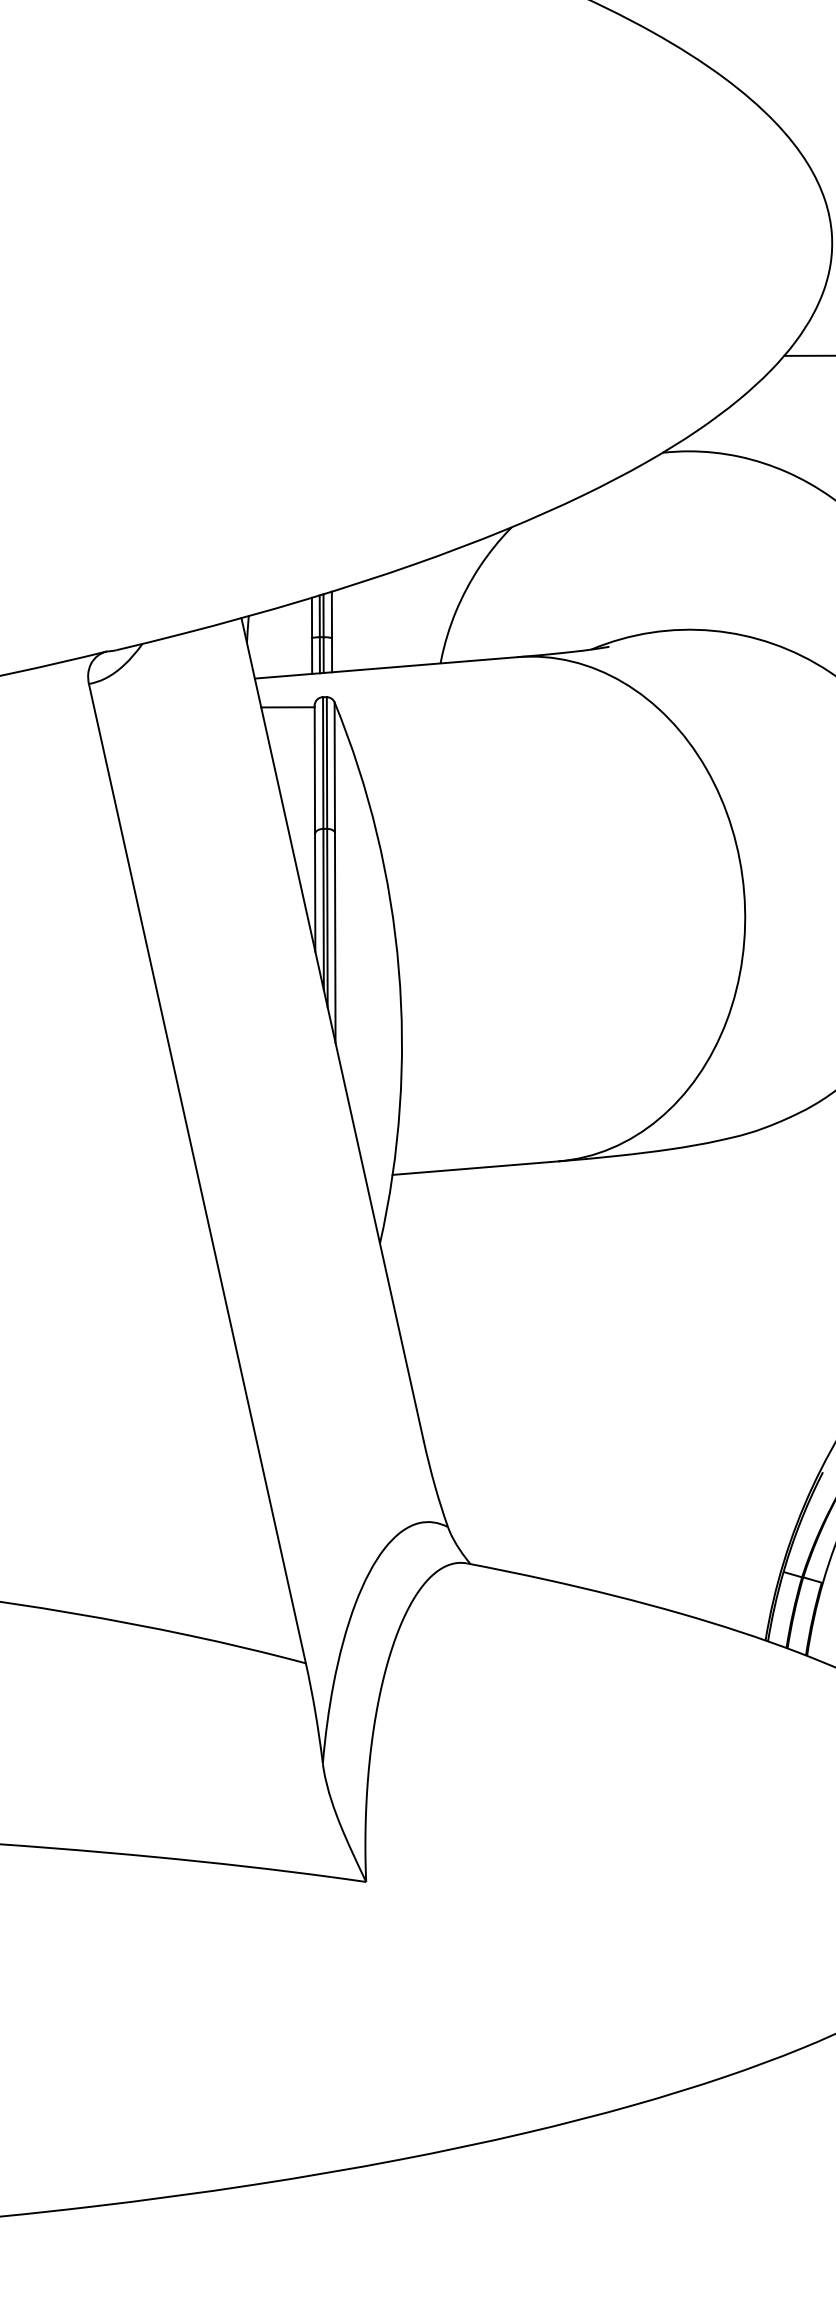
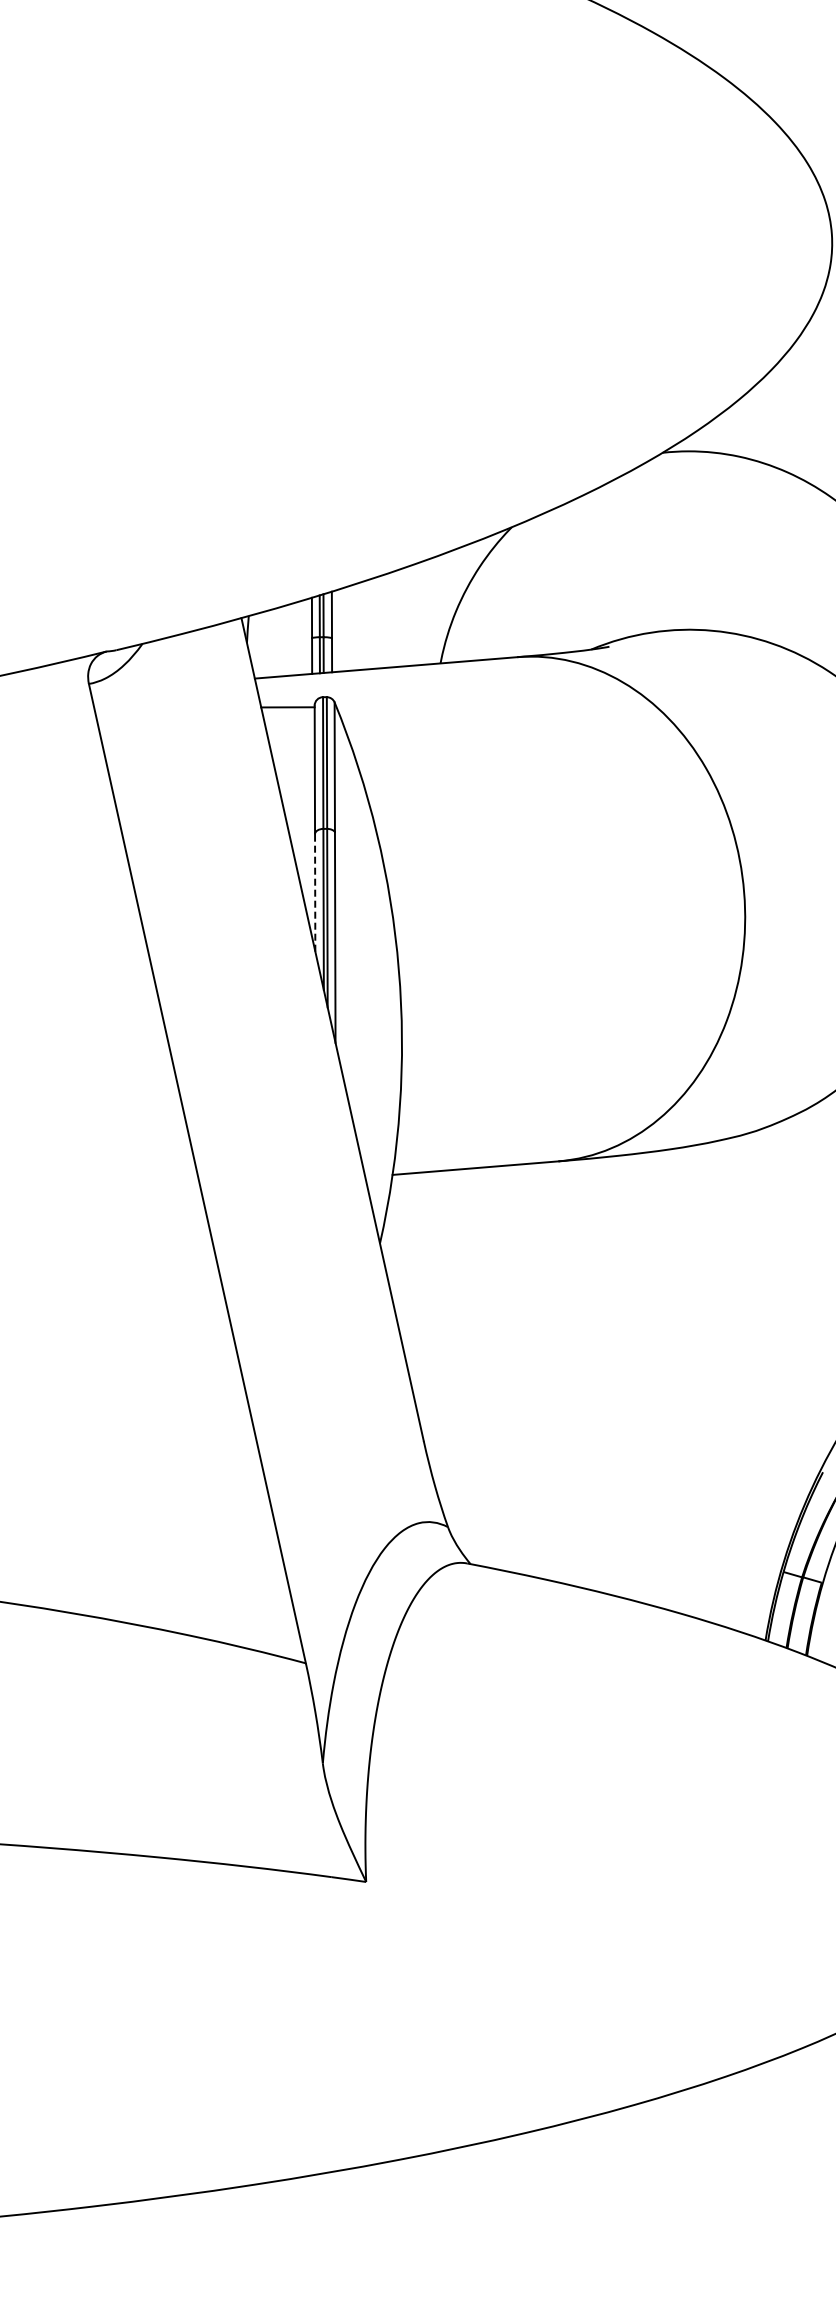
line: present -> none (808, 355)
line: solid -> dashed (315, 892)
